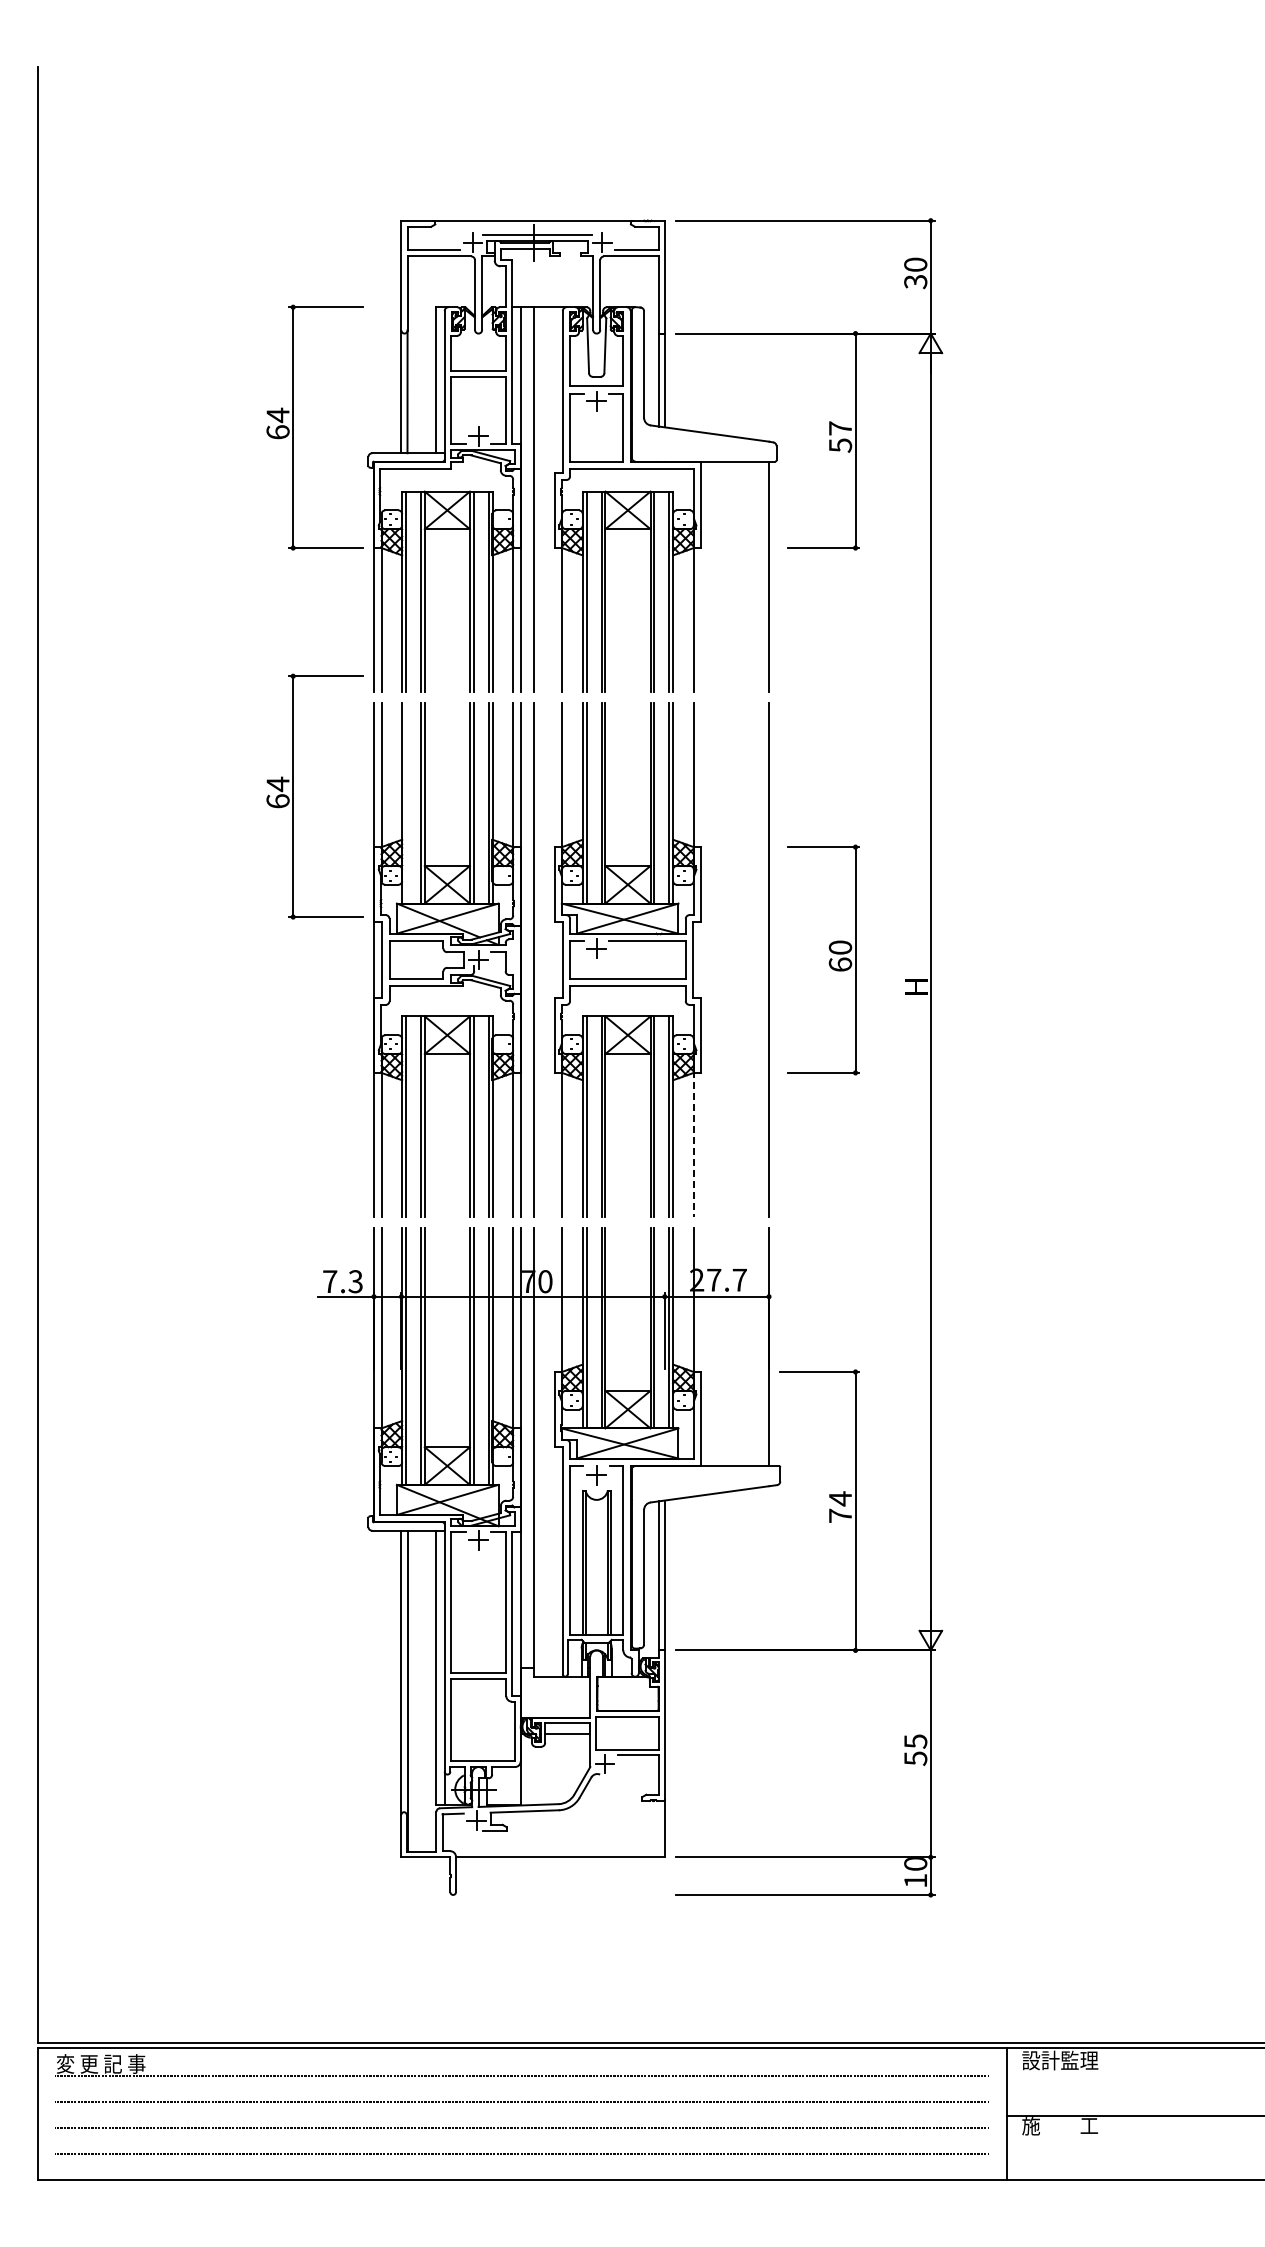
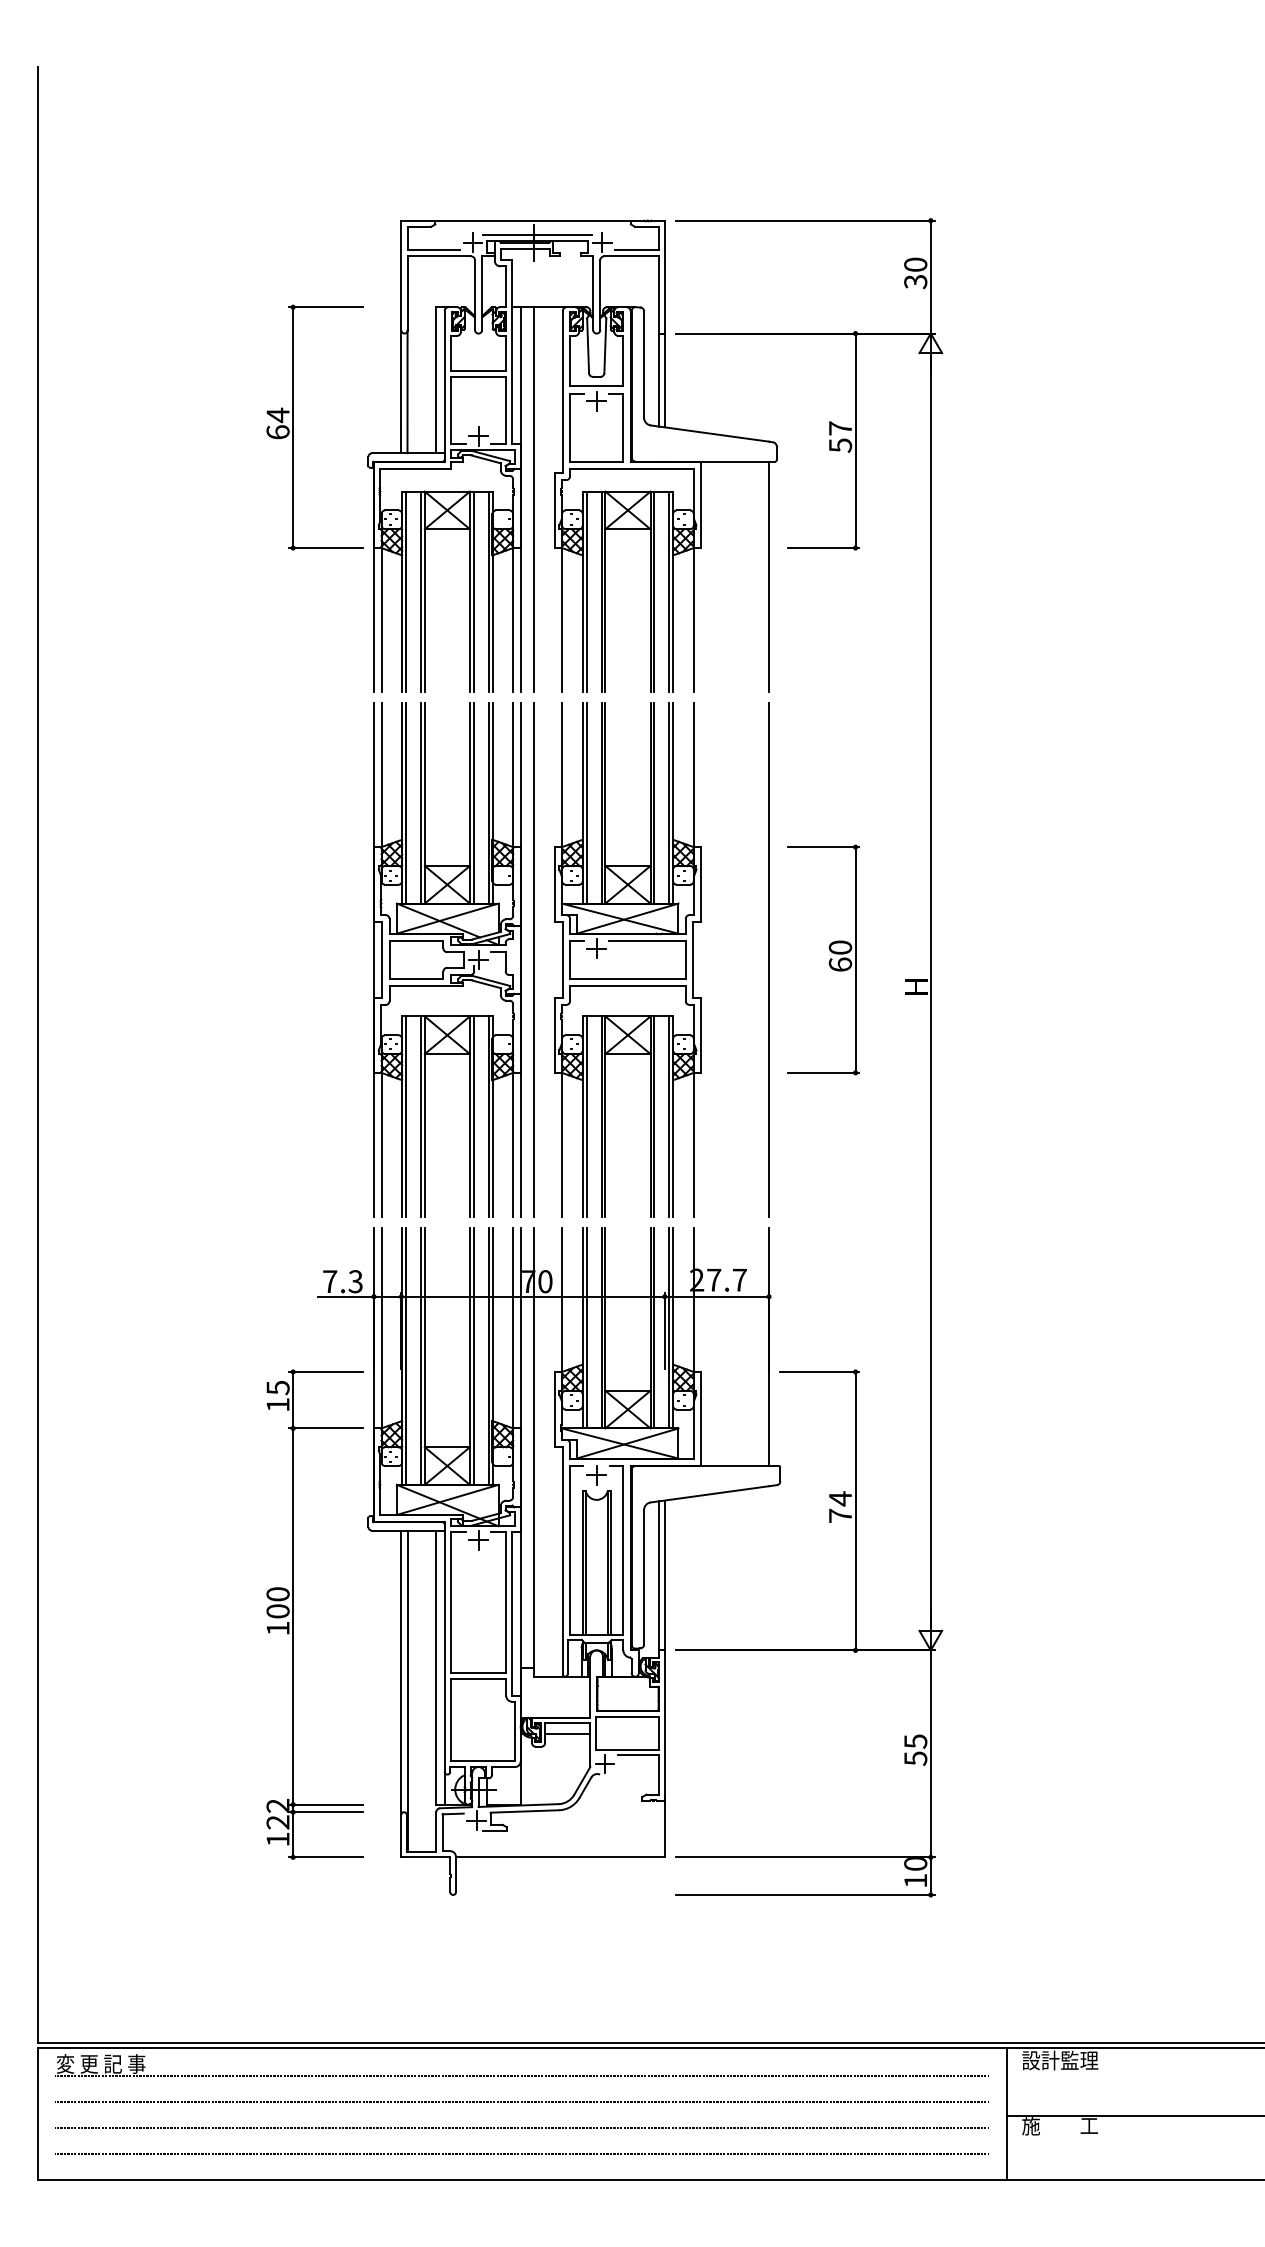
part: present -> none (293, 796)
line: none -> present (405, 803)
line: dashed -> solid (693, 1143)
part: none -> present (293, 1614)
